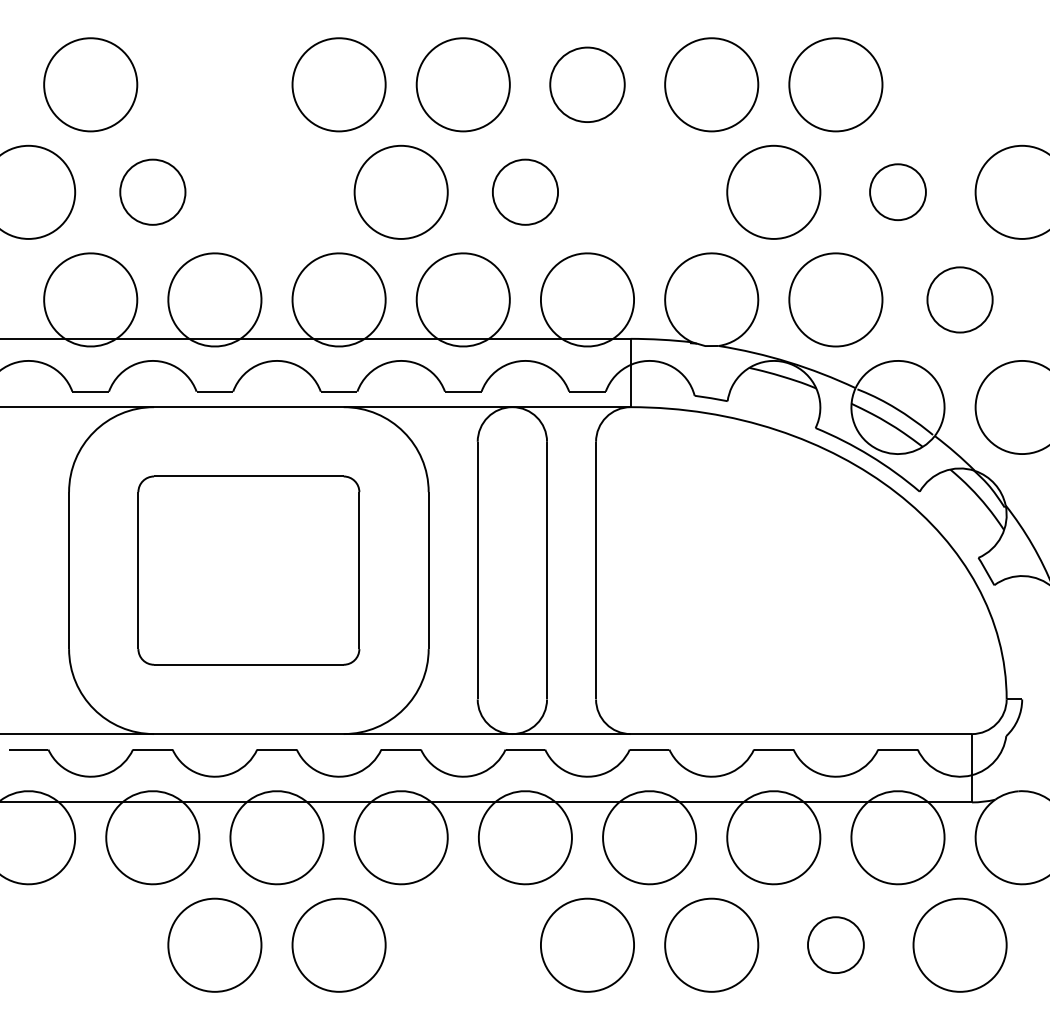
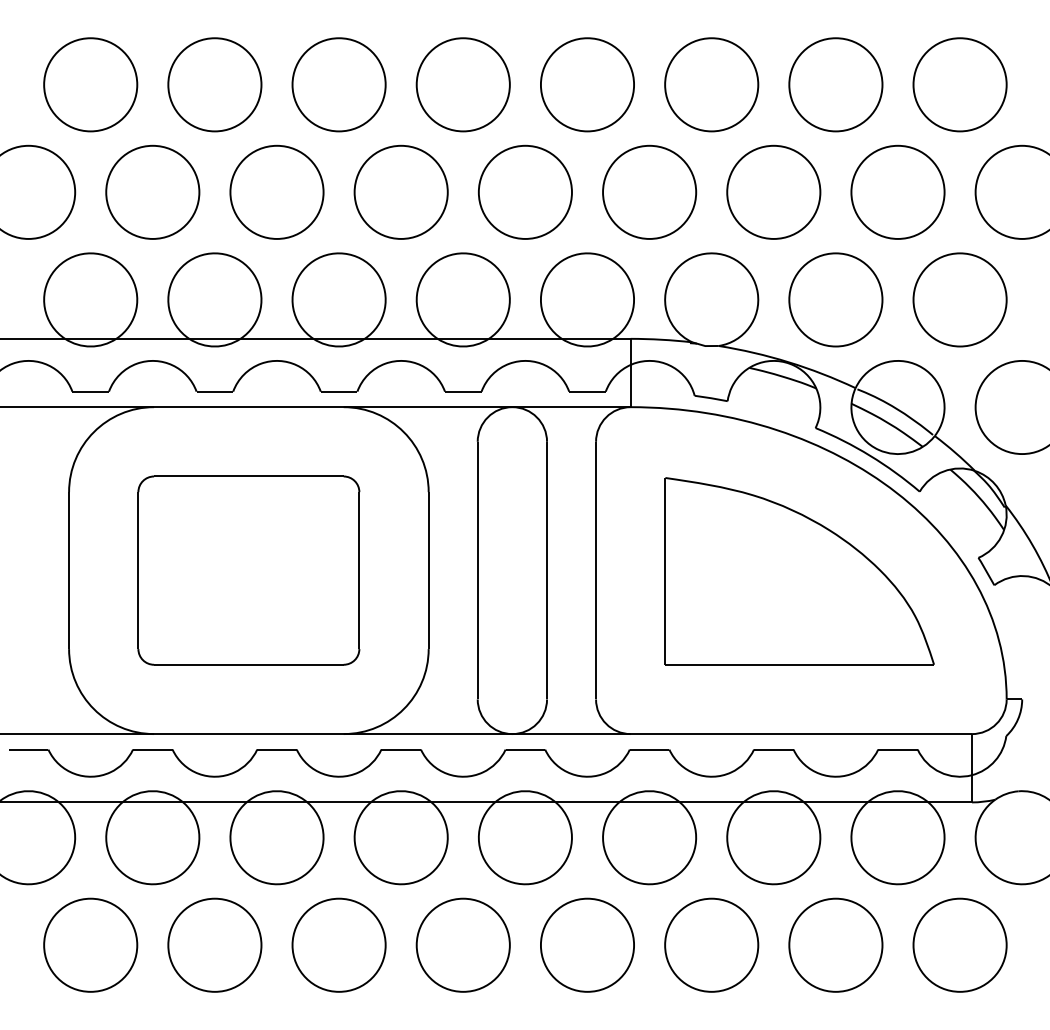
part: none -> present (214, 84)
part size: 77x77 px -> 95x96 px (587, 84)
part: none -> present (959, 84)
part size: 68x68 px -> 96x96 px (152, 191)
part: none -> present (276, 191)
part size: 67x68 px -> 95x96 px (525, 191)
part: none -> present (649, 191)
part size: 58x58 px -> 96x96 px (897, 191)
part size: 68x68 px -> 96x96 px (959, 299)
part: none -> present (799, 571)
part: none -> present (90, 944)
part: none -> present (462, 944)
part size: 58x58 px -> 96x96 px (835, 944)
